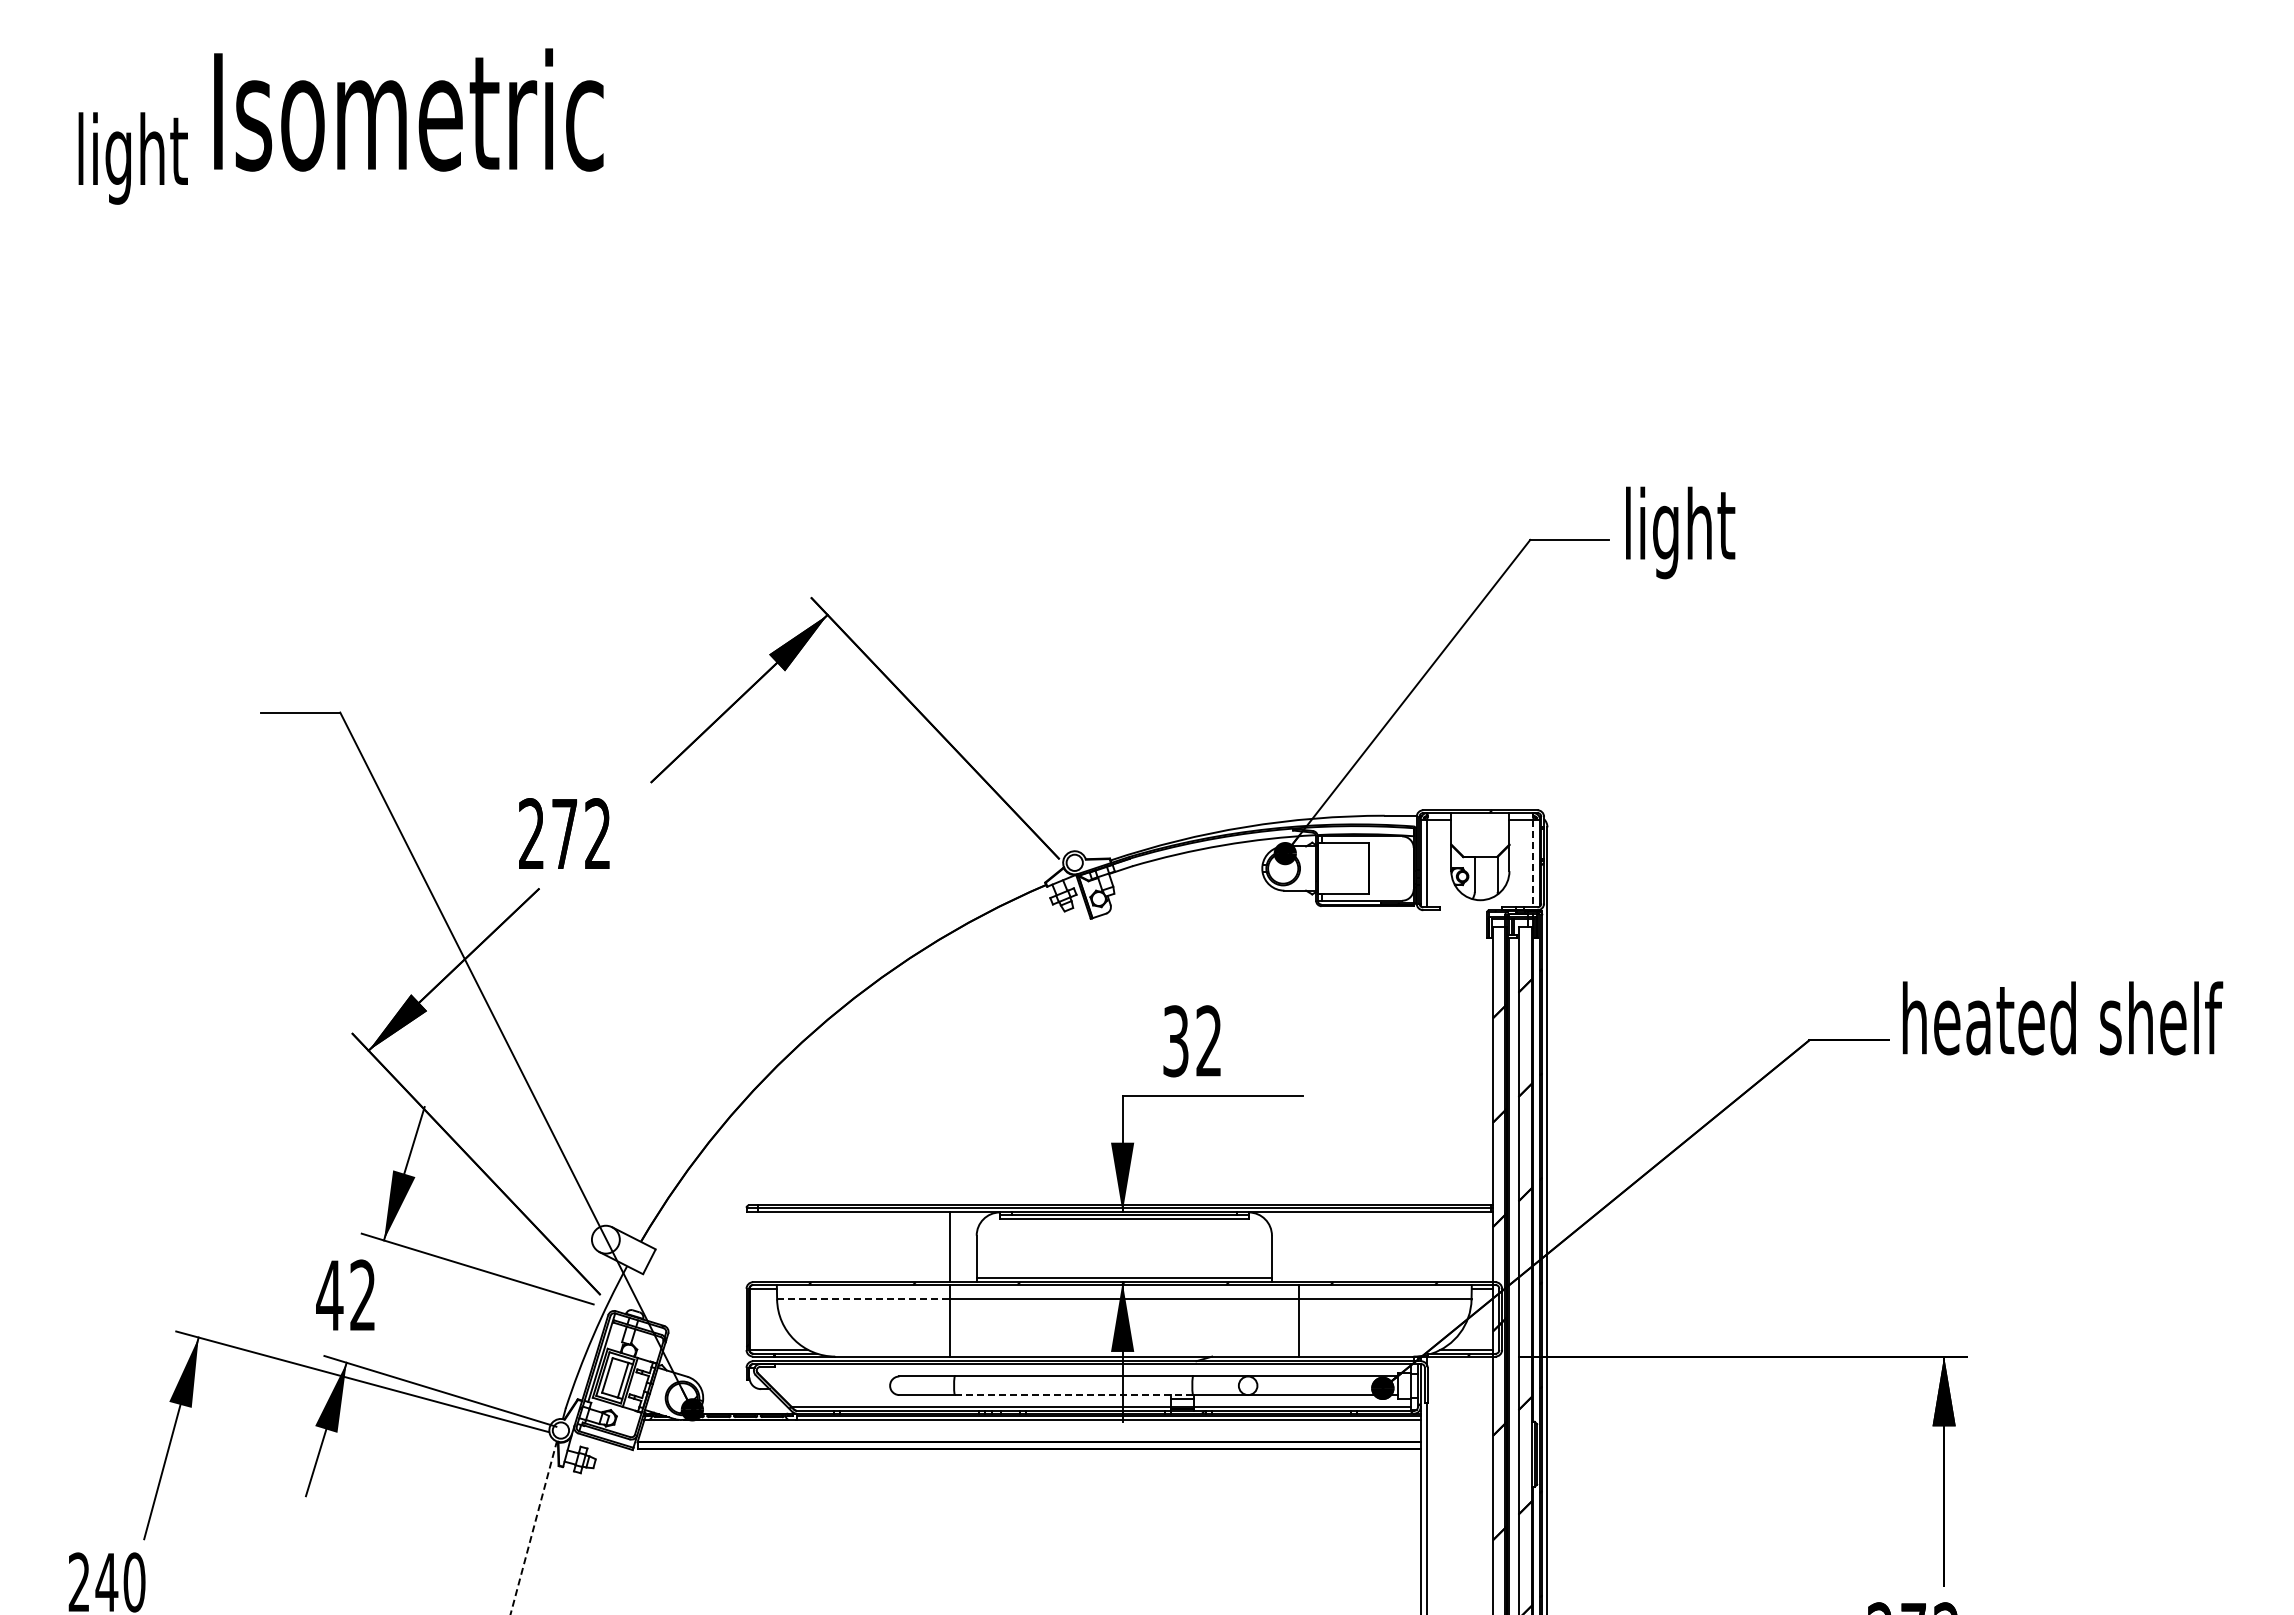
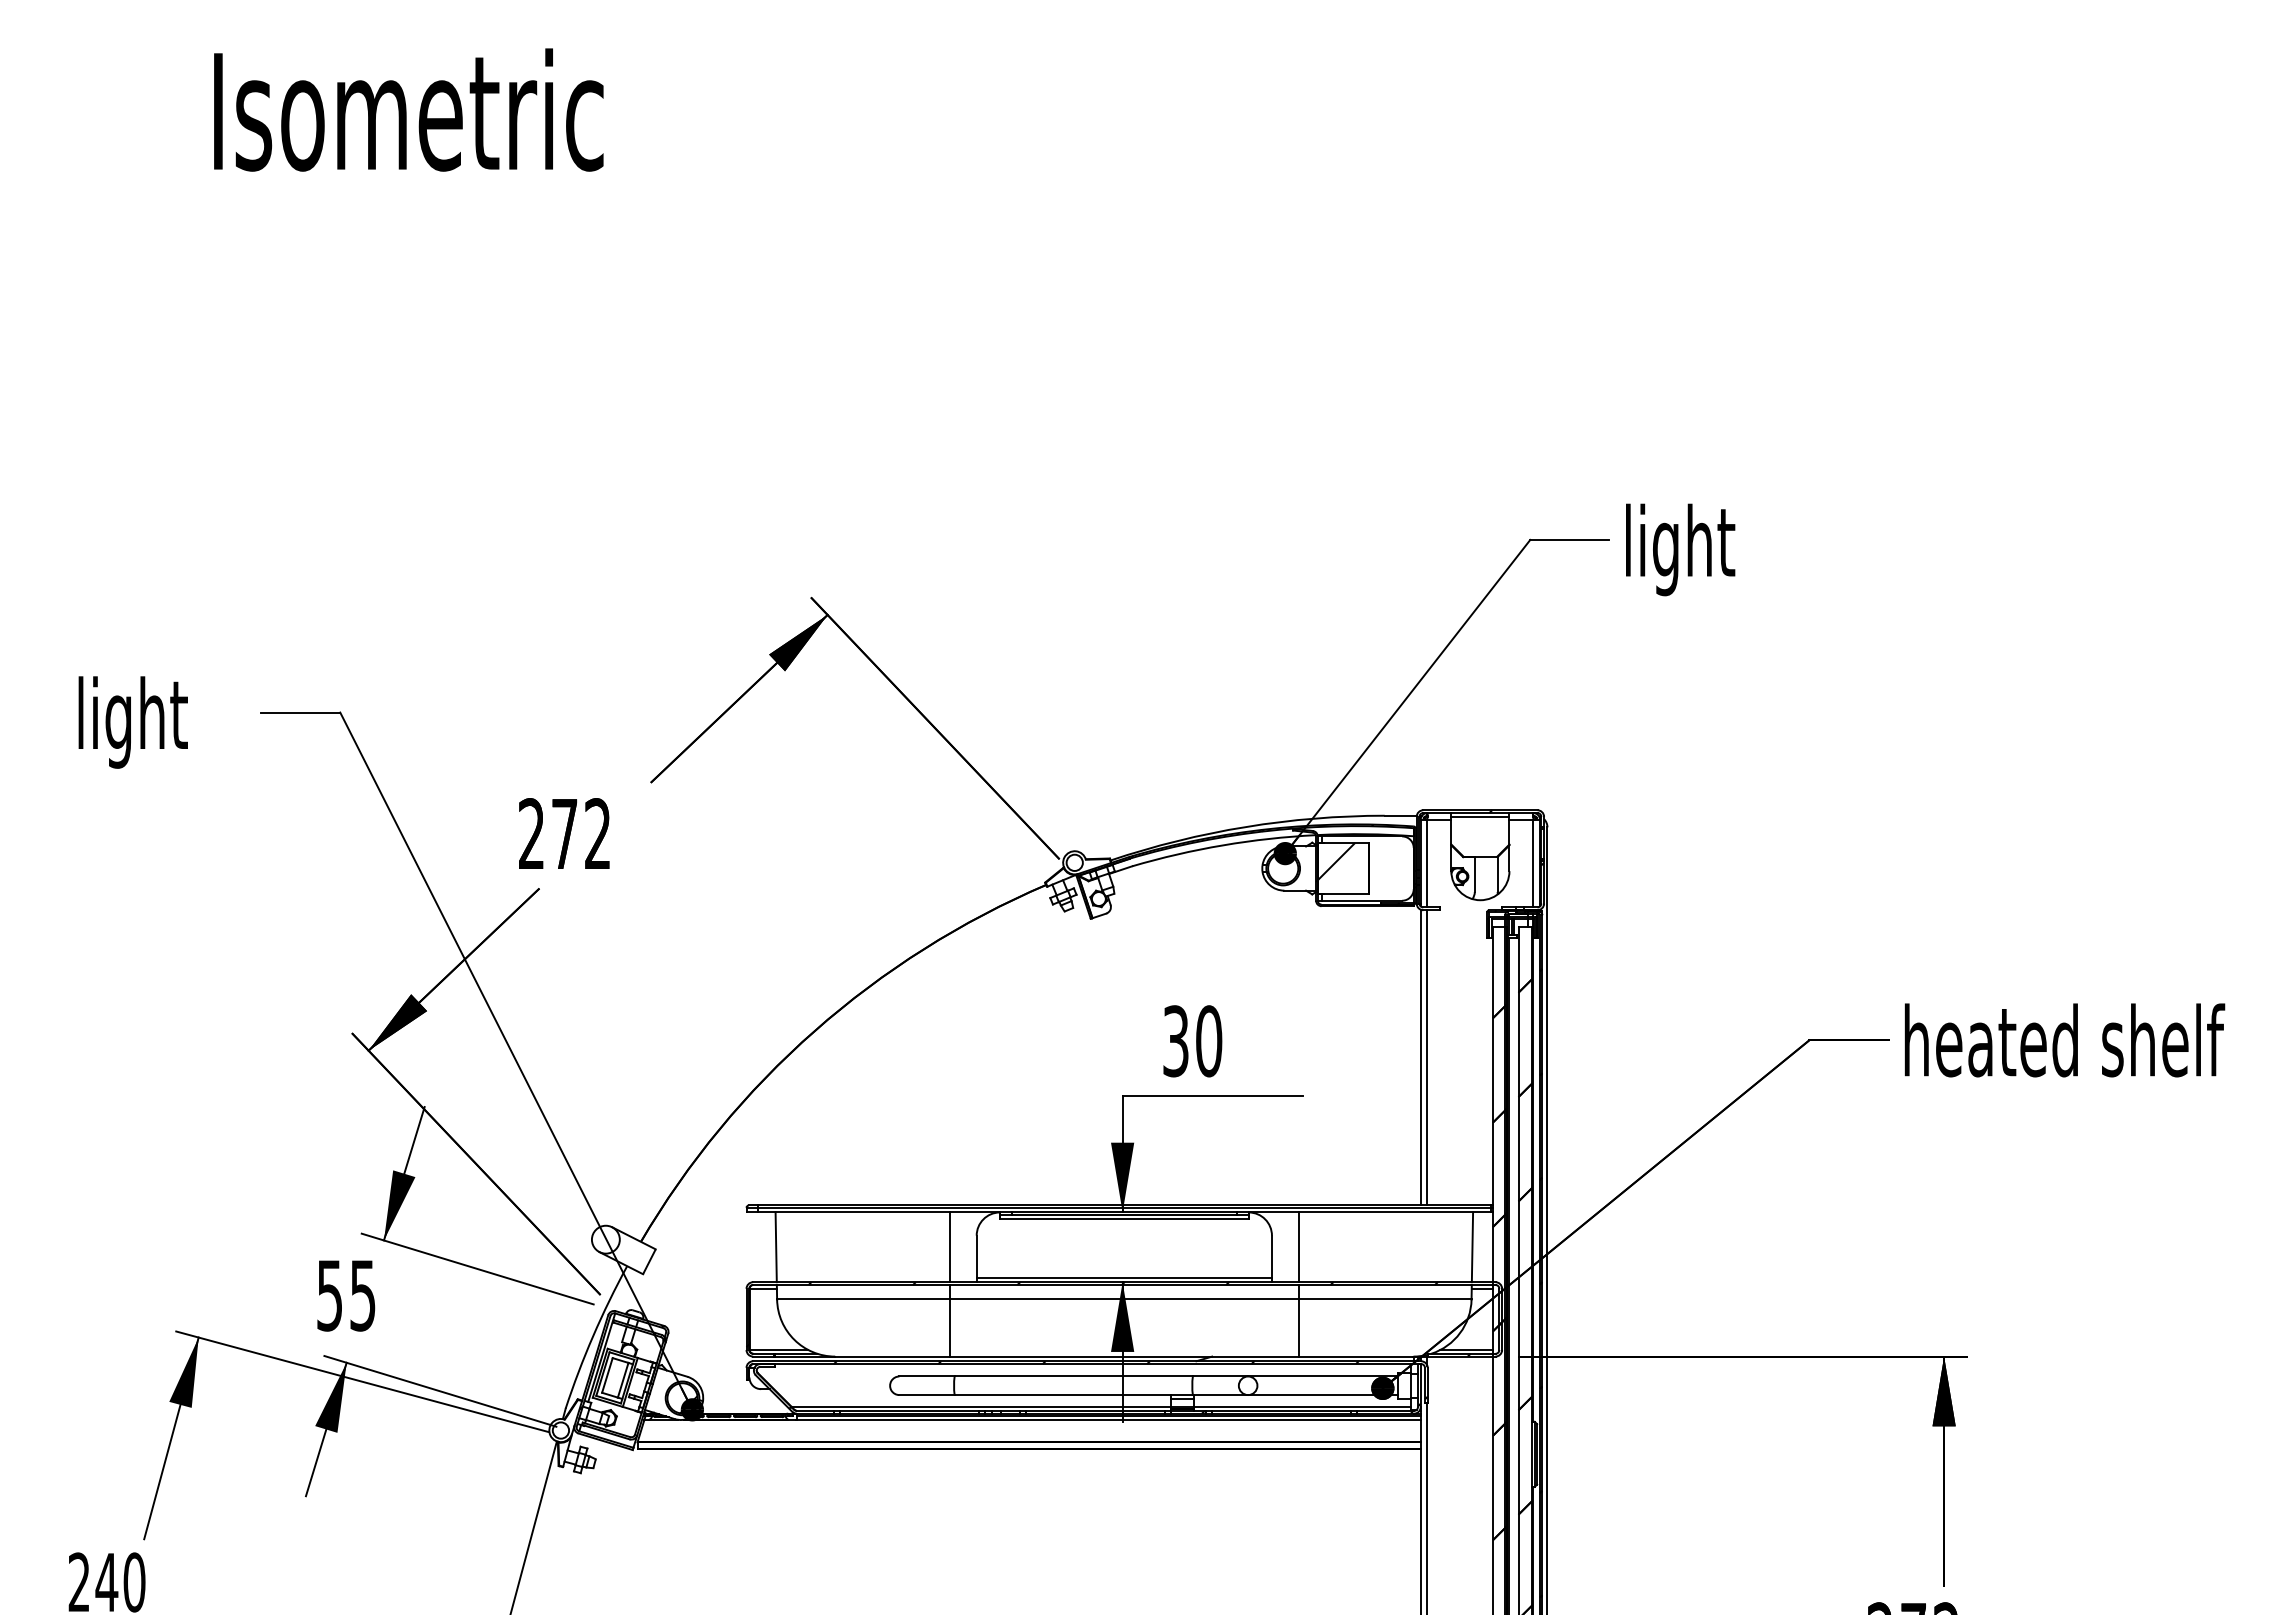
text position: (132, 158) -> (132, 722) (132, 722)
text position: (1680, 532) -> (1680, 549) (1680, 549)
line: none -> present (1480, 816)
hatch: none -> present (1336, 861)
hatch: none -> present (1229, 863)
line: dashed -> solid (1533, 863)
text position: (2062, 1018) -> (2064, 1040) (2064, 1040)
text: 32 -> 30 (1209, 1041)
line: none -> present (1420, 1057)
line: none -> present (1427, 1057)
line: none -> present (775, 1247)
line: none -> present (1298, 1247)
line: none -> present (1472, 1247)
text: 42 -> 55 (345, 1295)
line: dashed -> solid (864, 1299)
hatch: none -> present (1130, 1380)
line: dashed -> solid (1074, 1395)
line: dashed -> solid (533, 1527)
